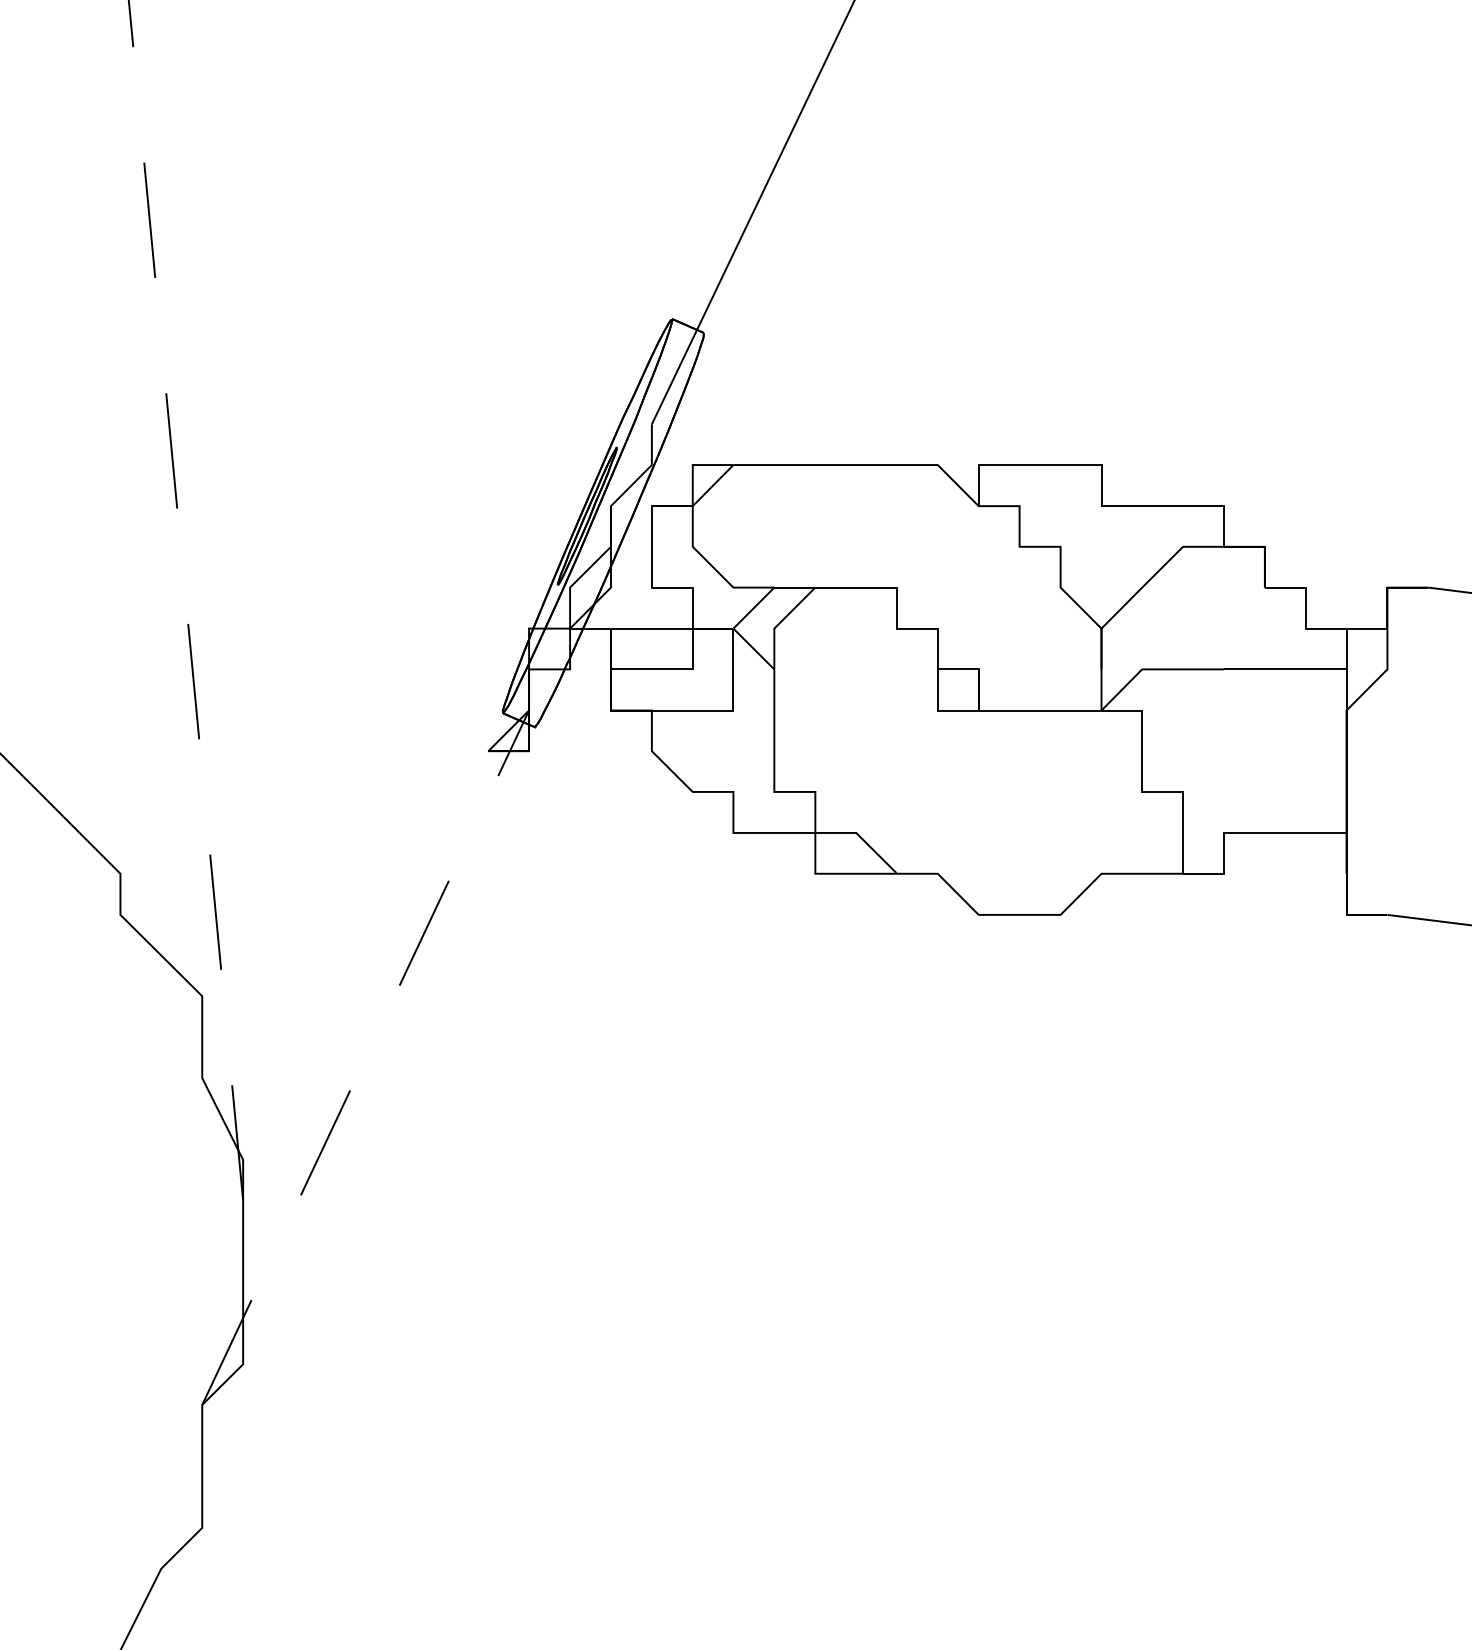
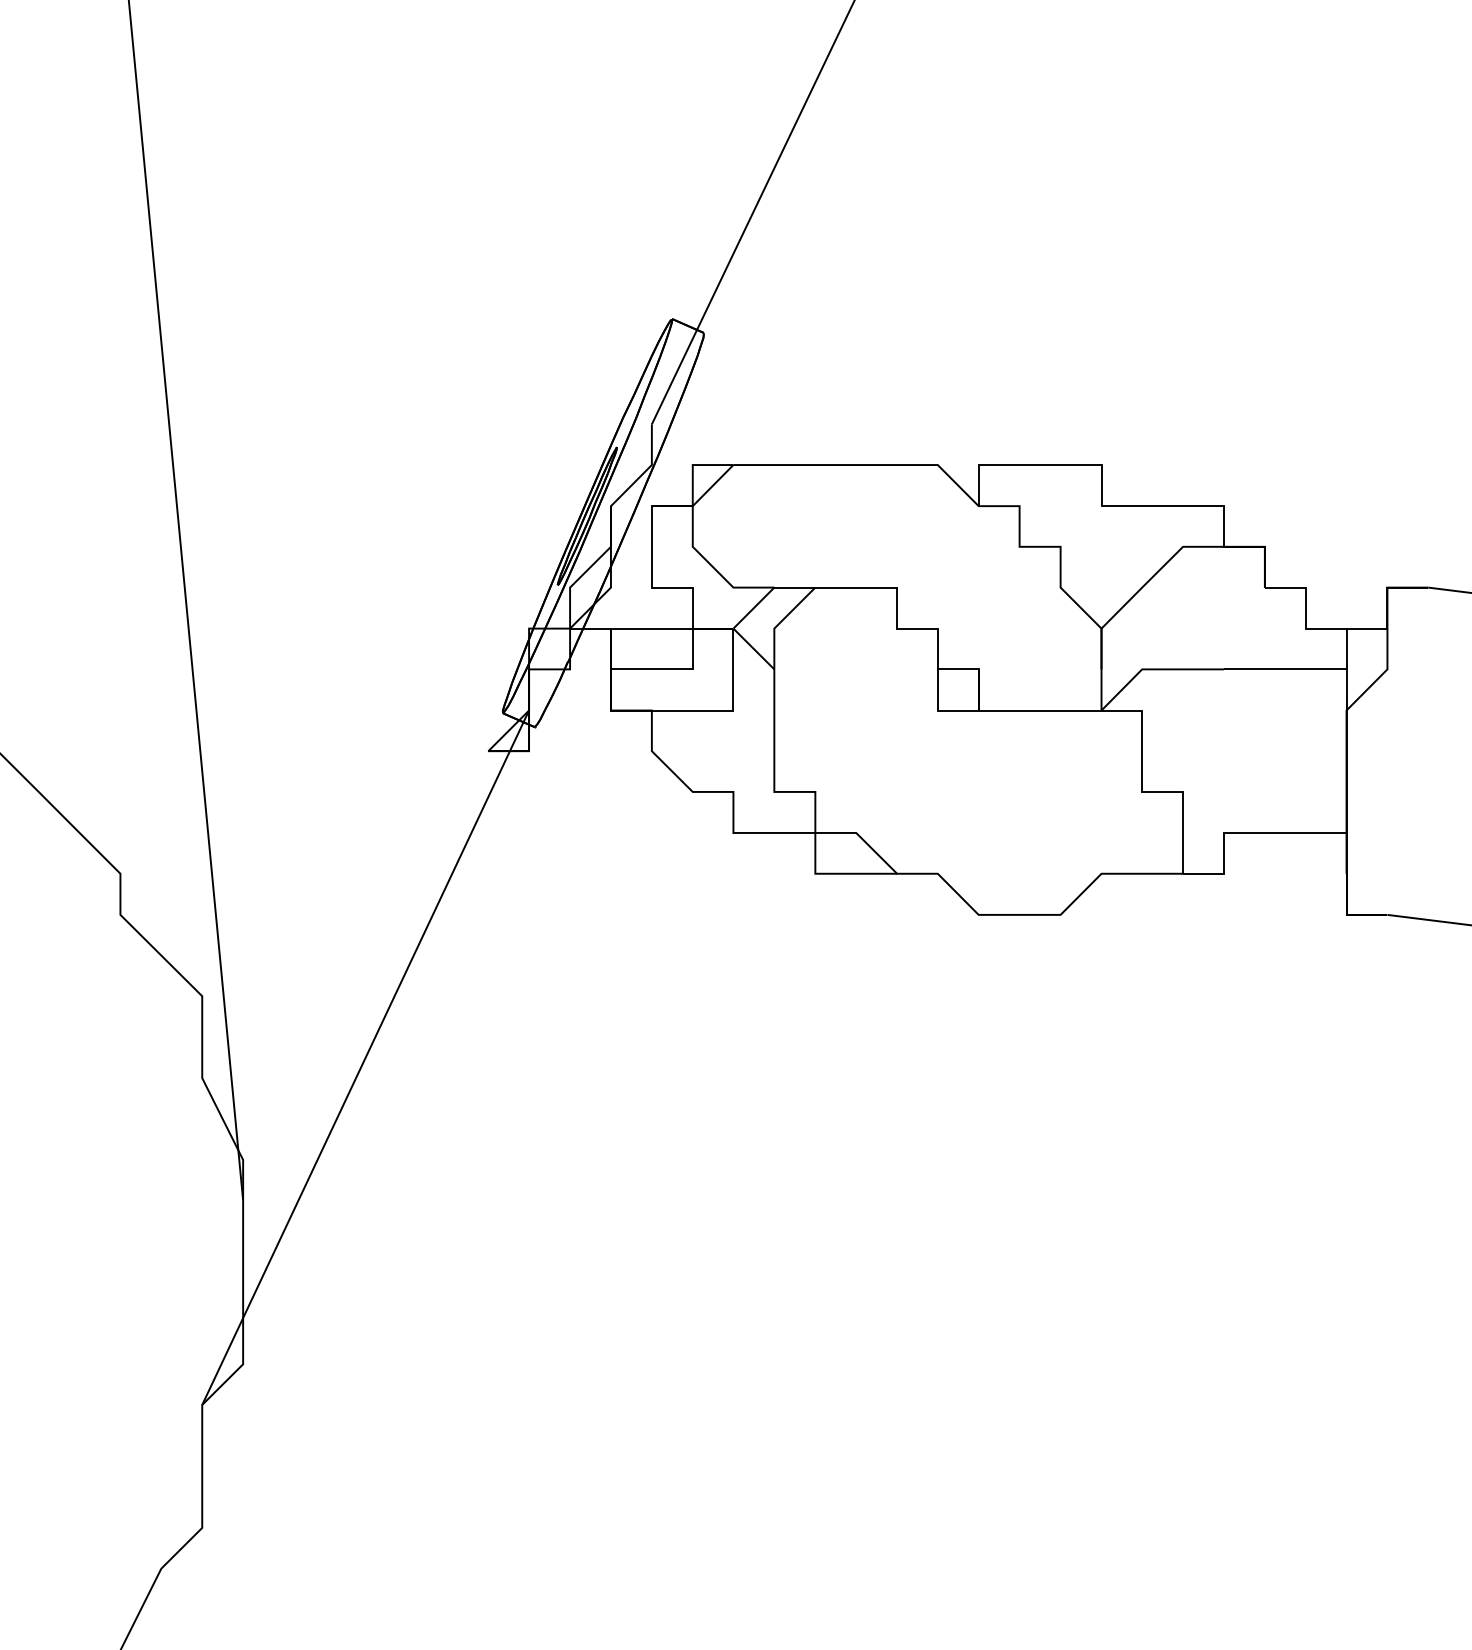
line: dashed -> solid (186, 600)
line: dashed -> solid (365, 1057)
